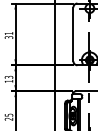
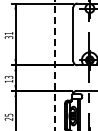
line: solid -> dashed (55, 65)
